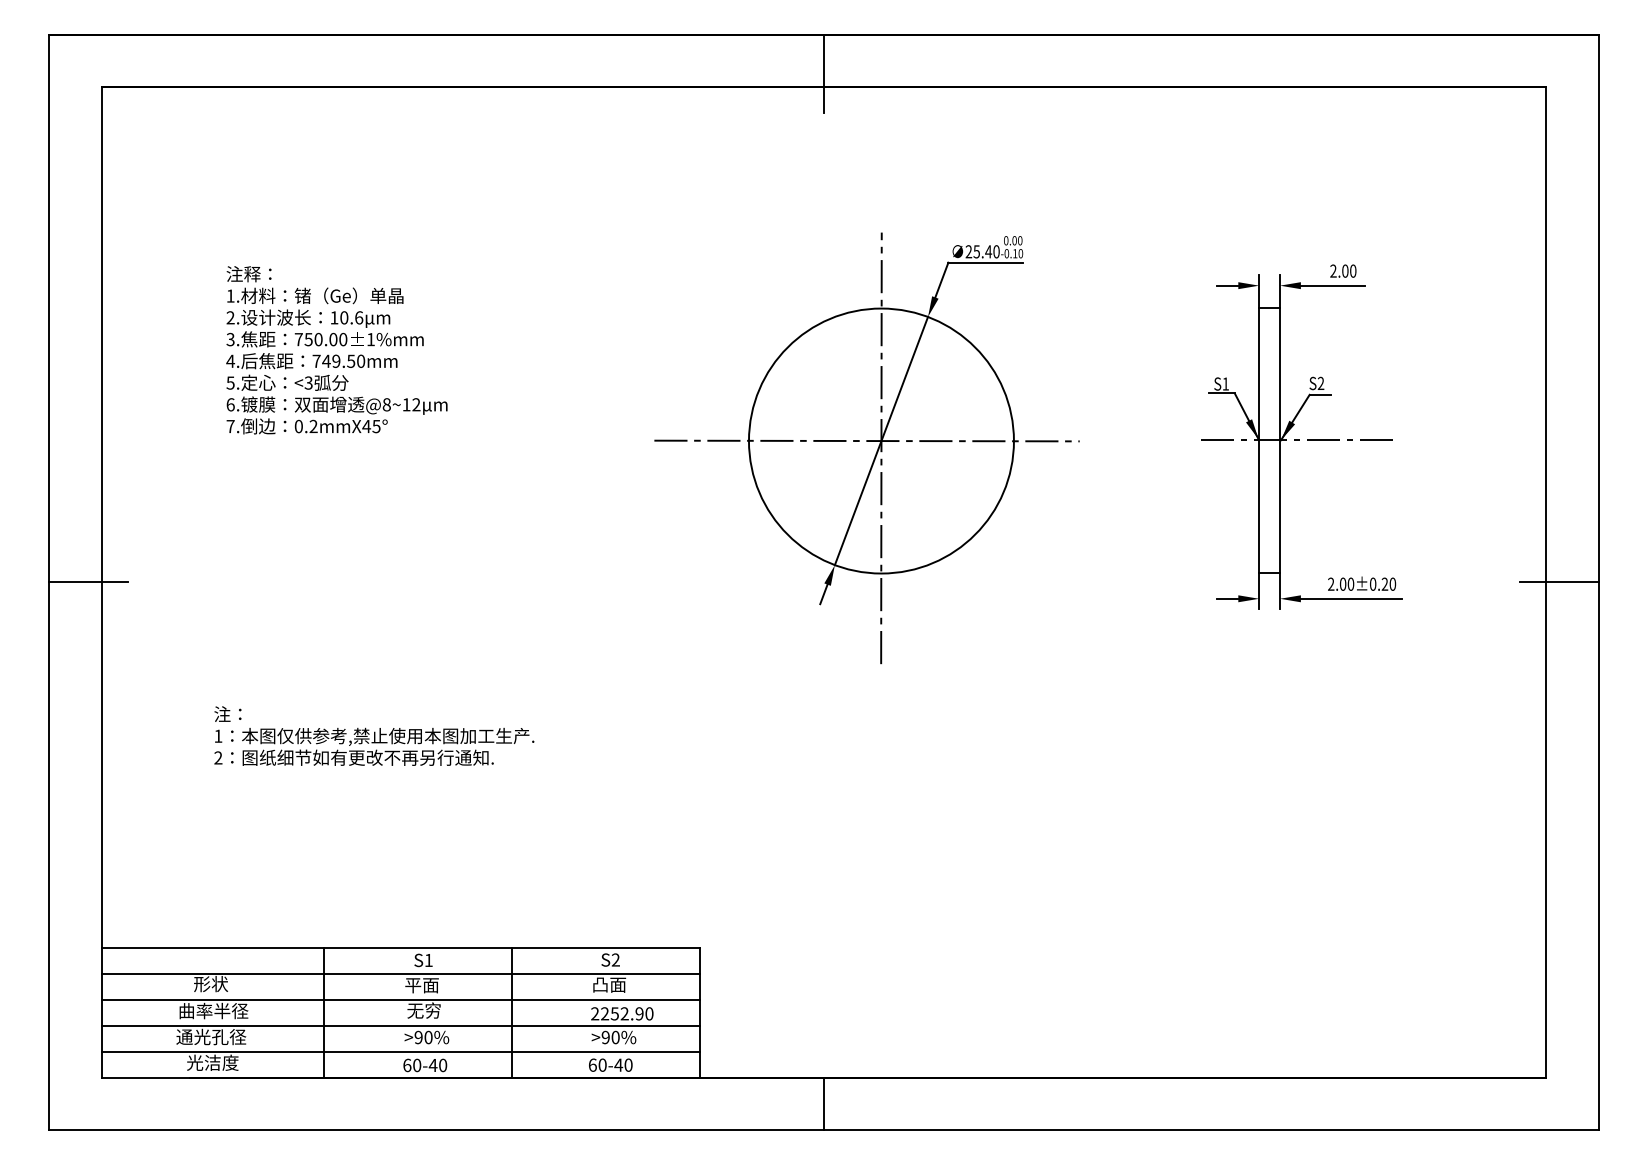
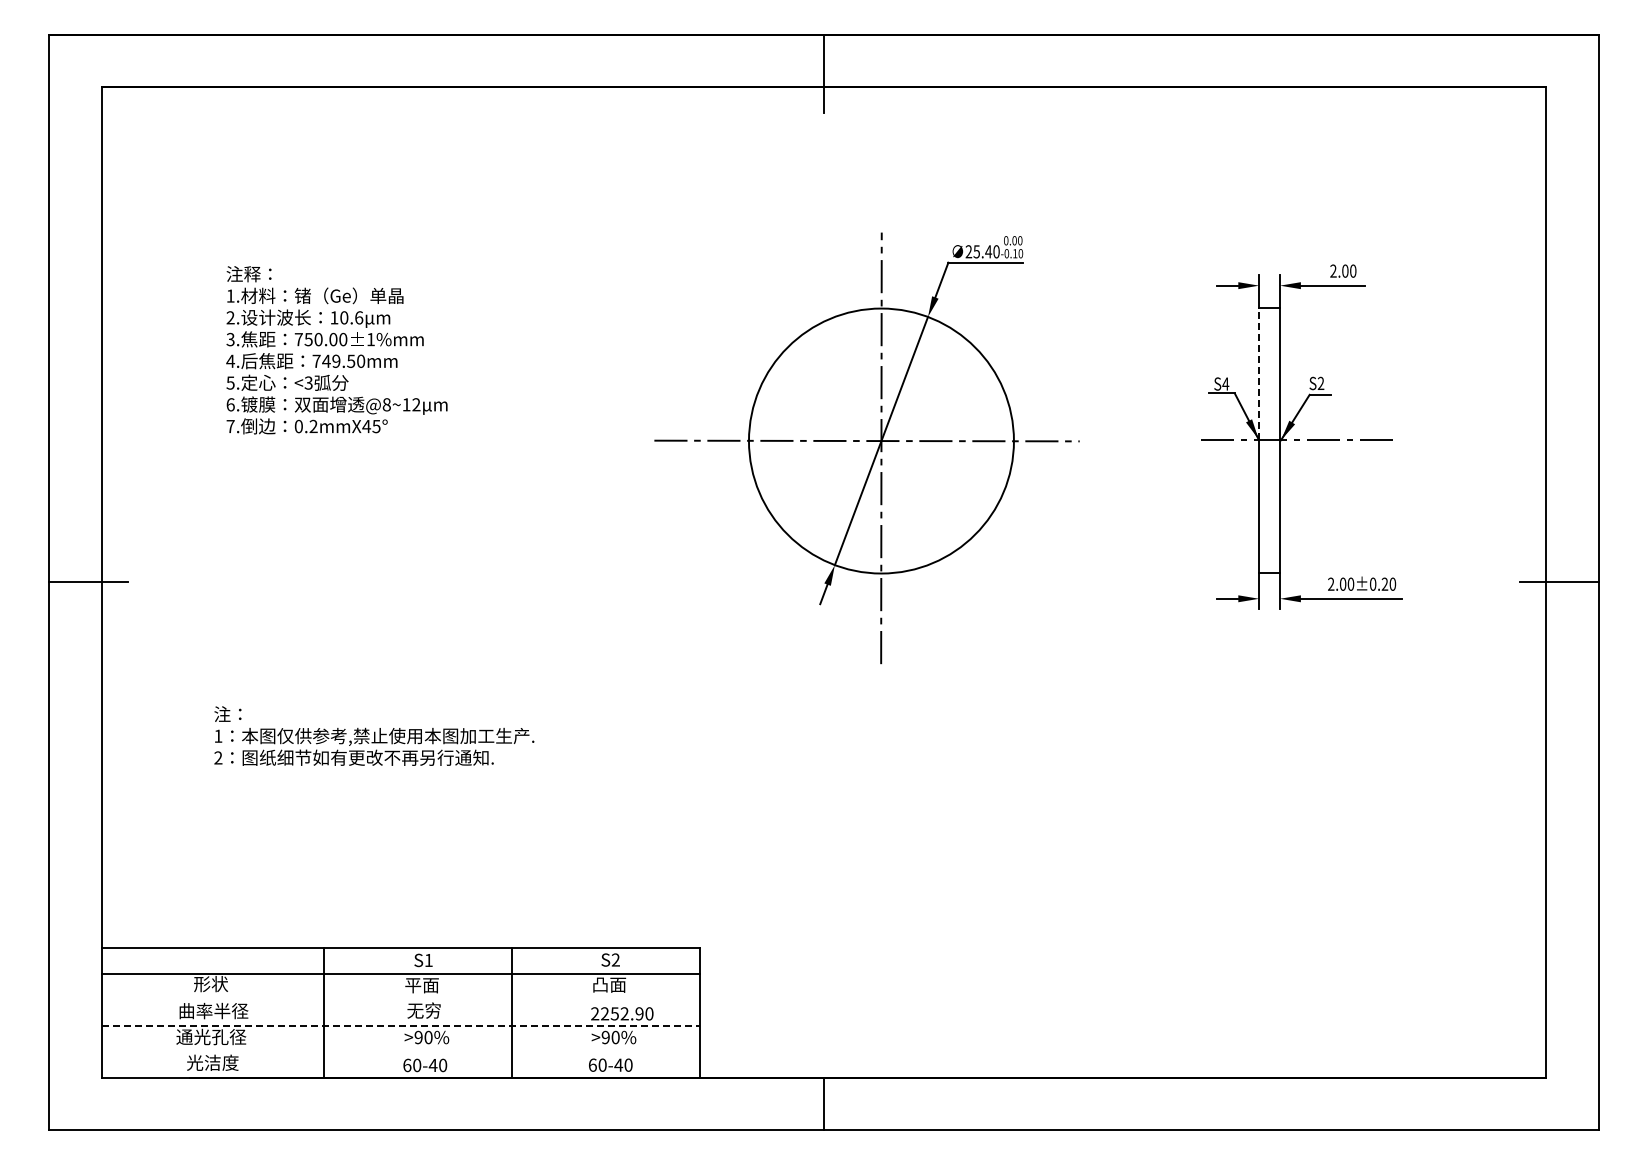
line: solid -> dashed (1259, 373)
text: S1 -> S4 (1225, 383)
line: present -> none (400, 999)
line: solid -> dashed (400, 1025)
line: present -> none (400, 1051)
